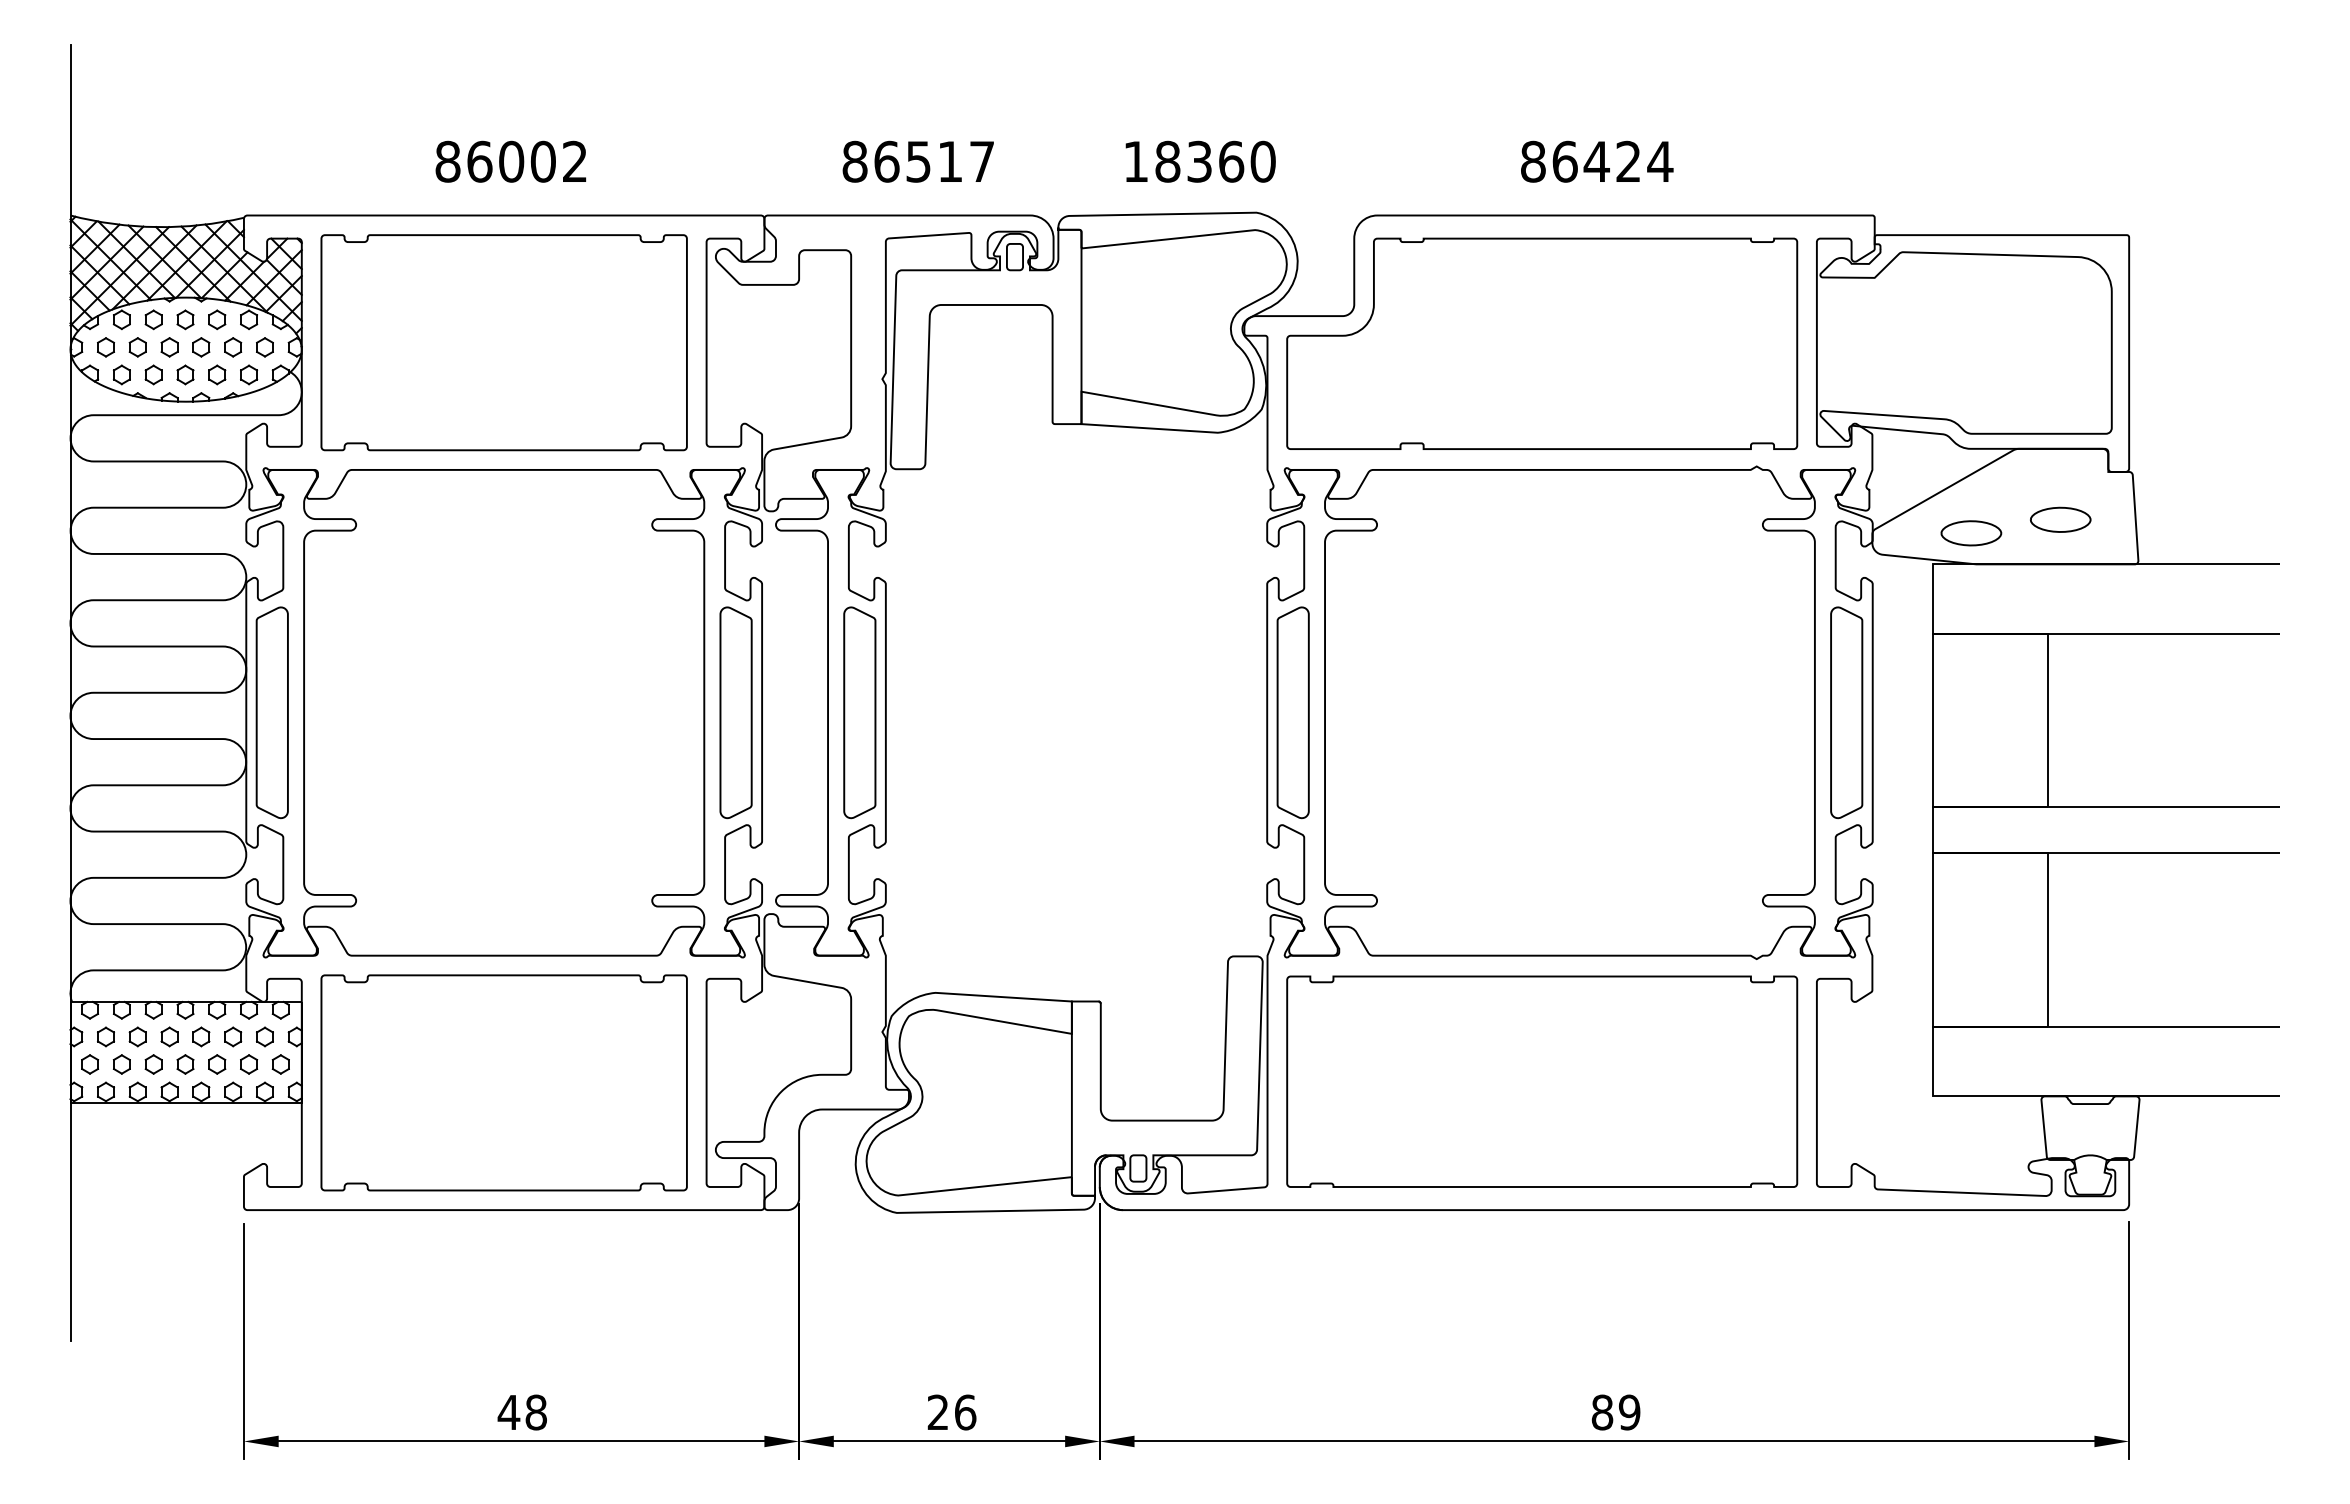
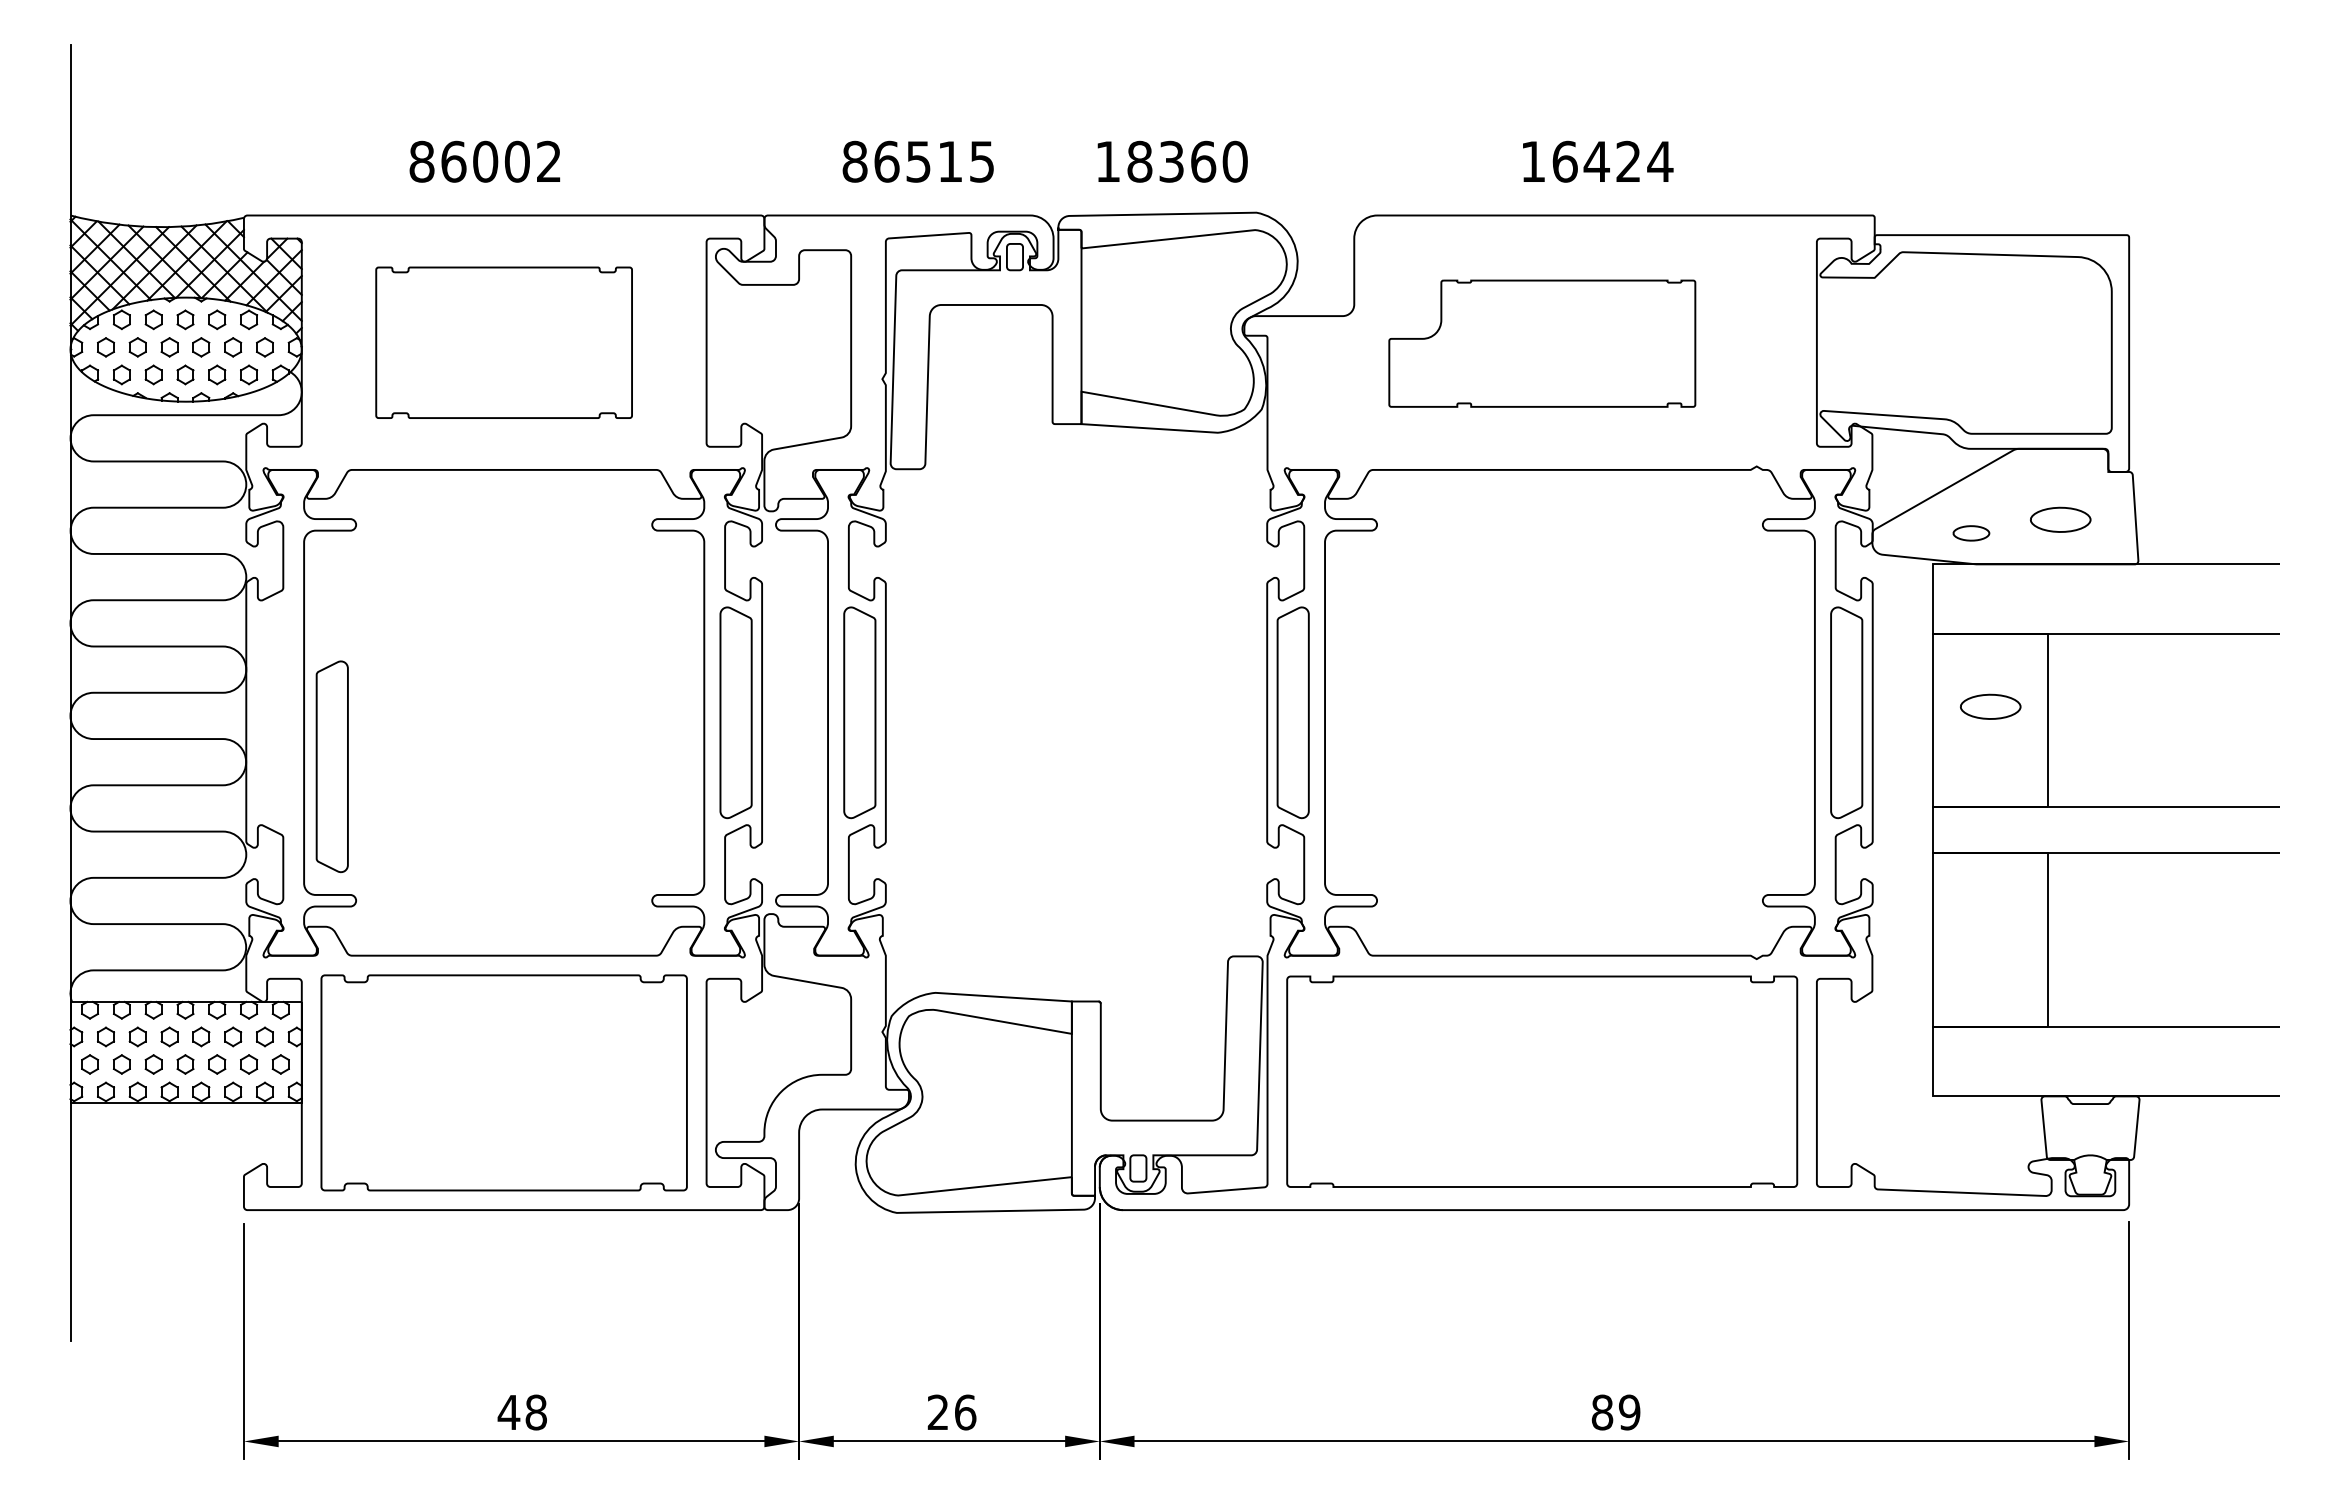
text position: (510, 161) -> (484, 161) (484, 161)
text: 86517 -> 86515 (981, 161)
text position: (1200, 161) -> (1172, 161) (1172, 161)
text: 86424 -> 16424 (1533, 161)
part size: 368x218 px -> 258x153 px (503, 342)
part size: 513x213 px -> 309x129 px (1542, 343)
part size: 63x27 px -> 39x17 px (1971, 533)
part: none -> present (1990, 706)
part position: (271, 712) -> (331, 766) (331, 766)
